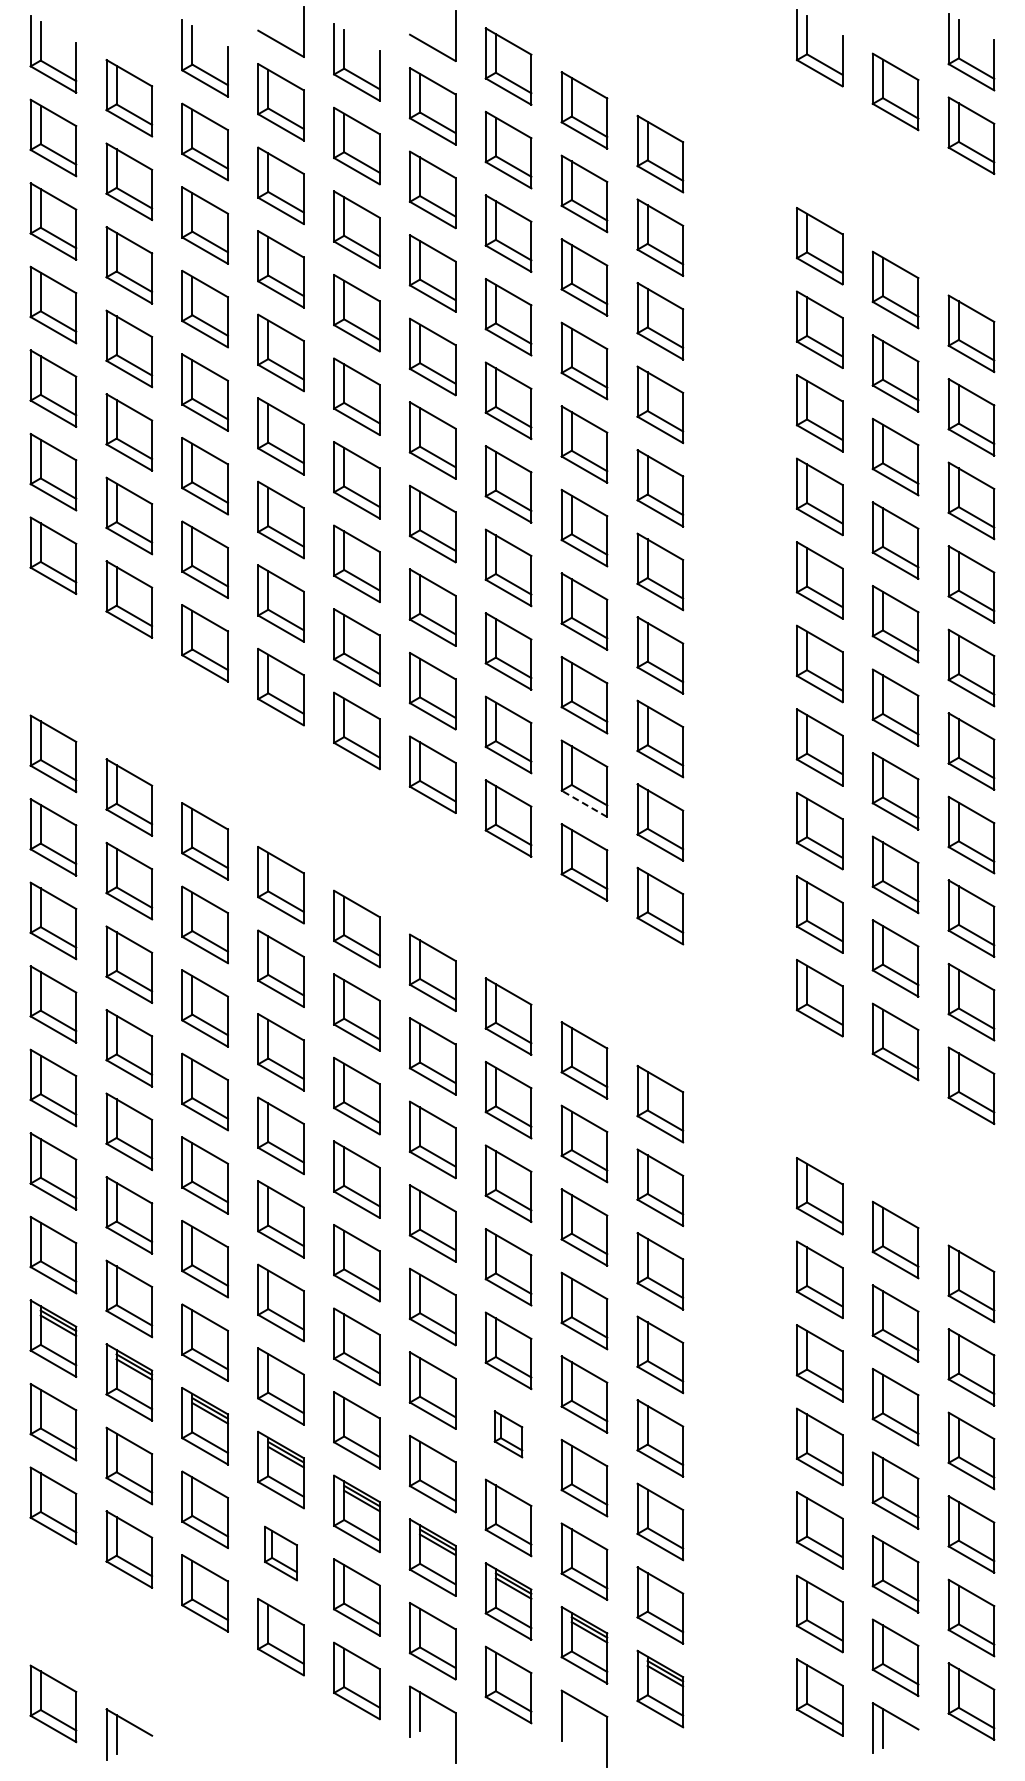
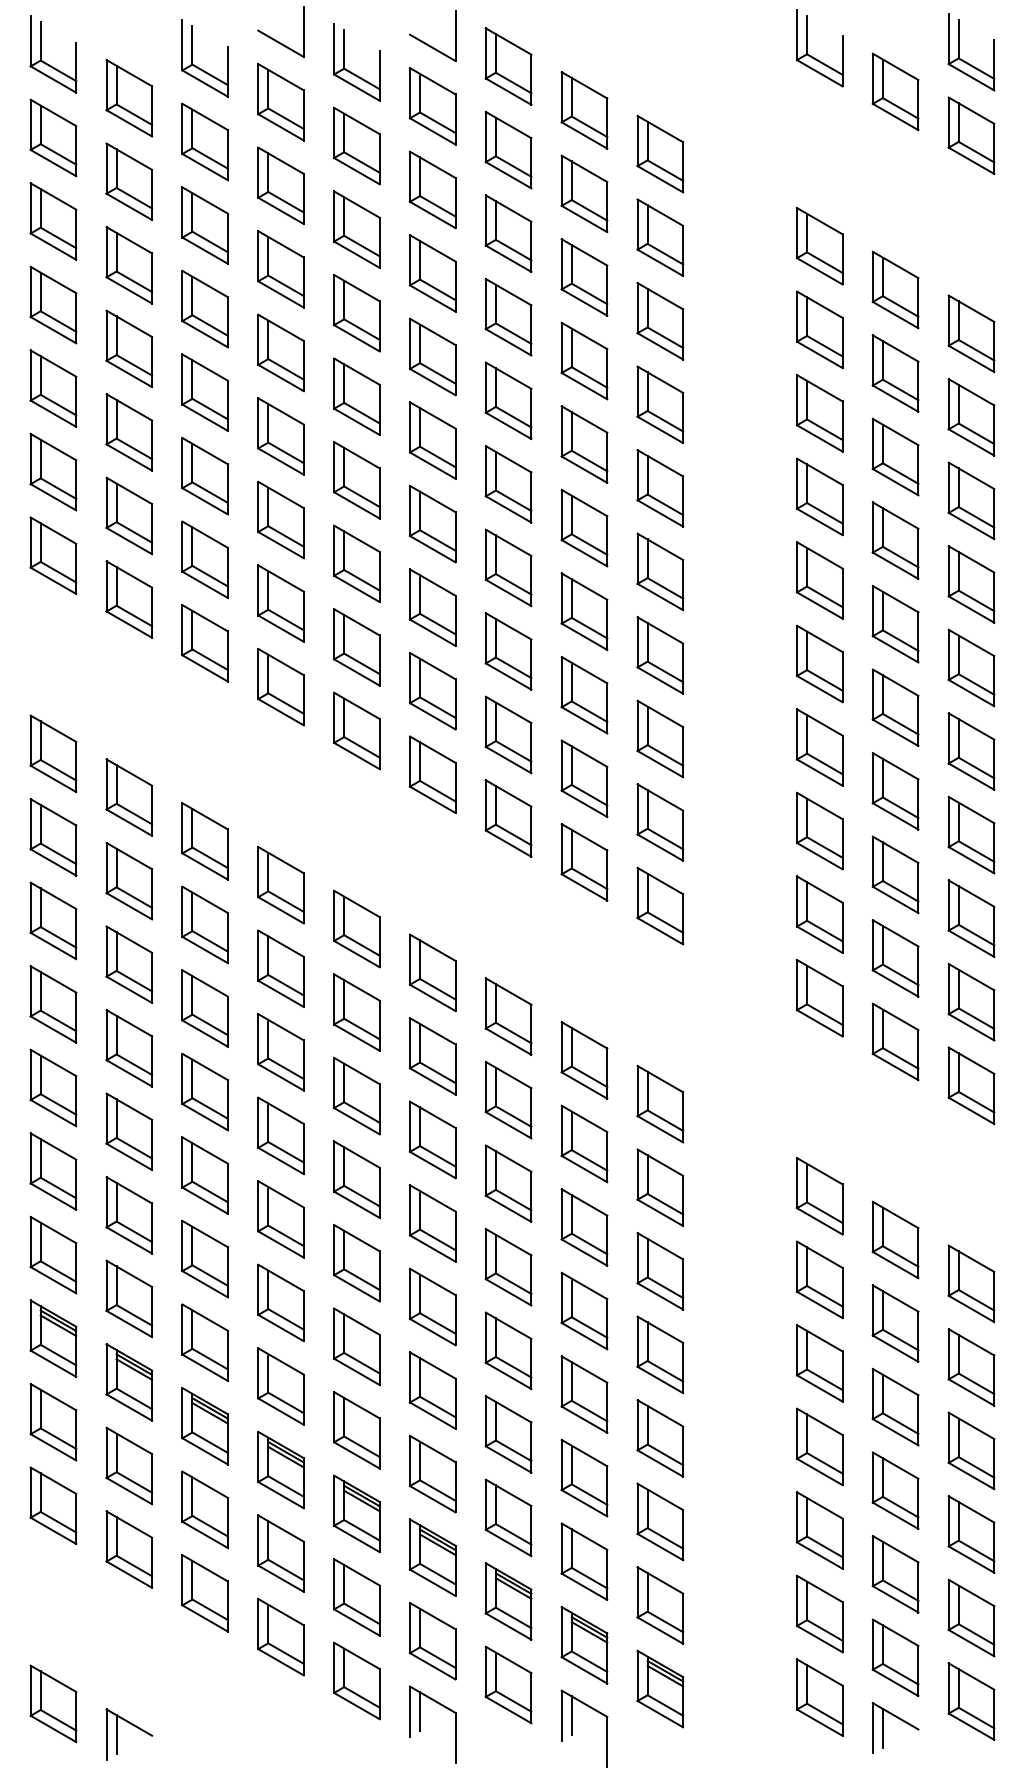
line: dashed -> solid (584, 803)
part size: 31x49 px -> 49x79 px (508, 1434)
part size: 34x57 px -> 48x79 px (280, 1553)
line: none -> present (571, 1715)
